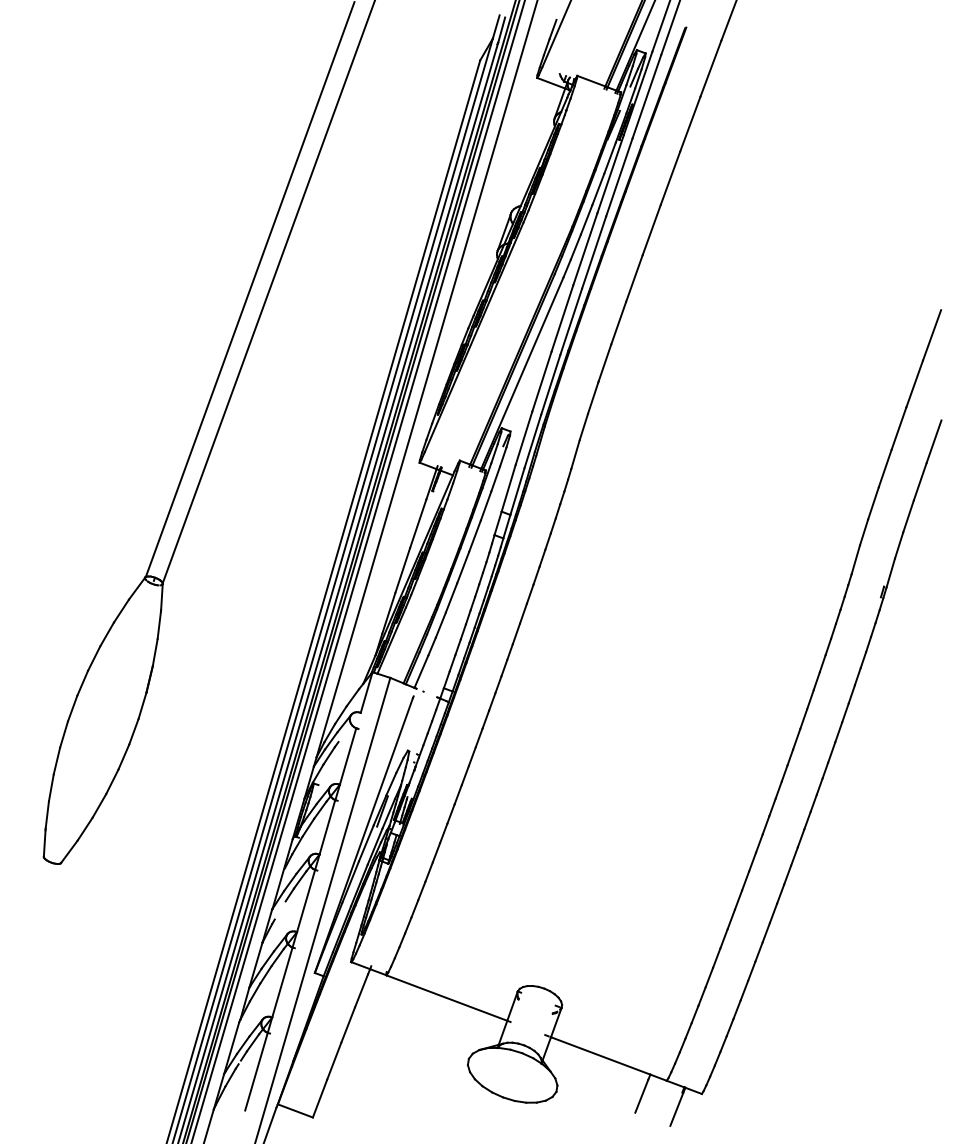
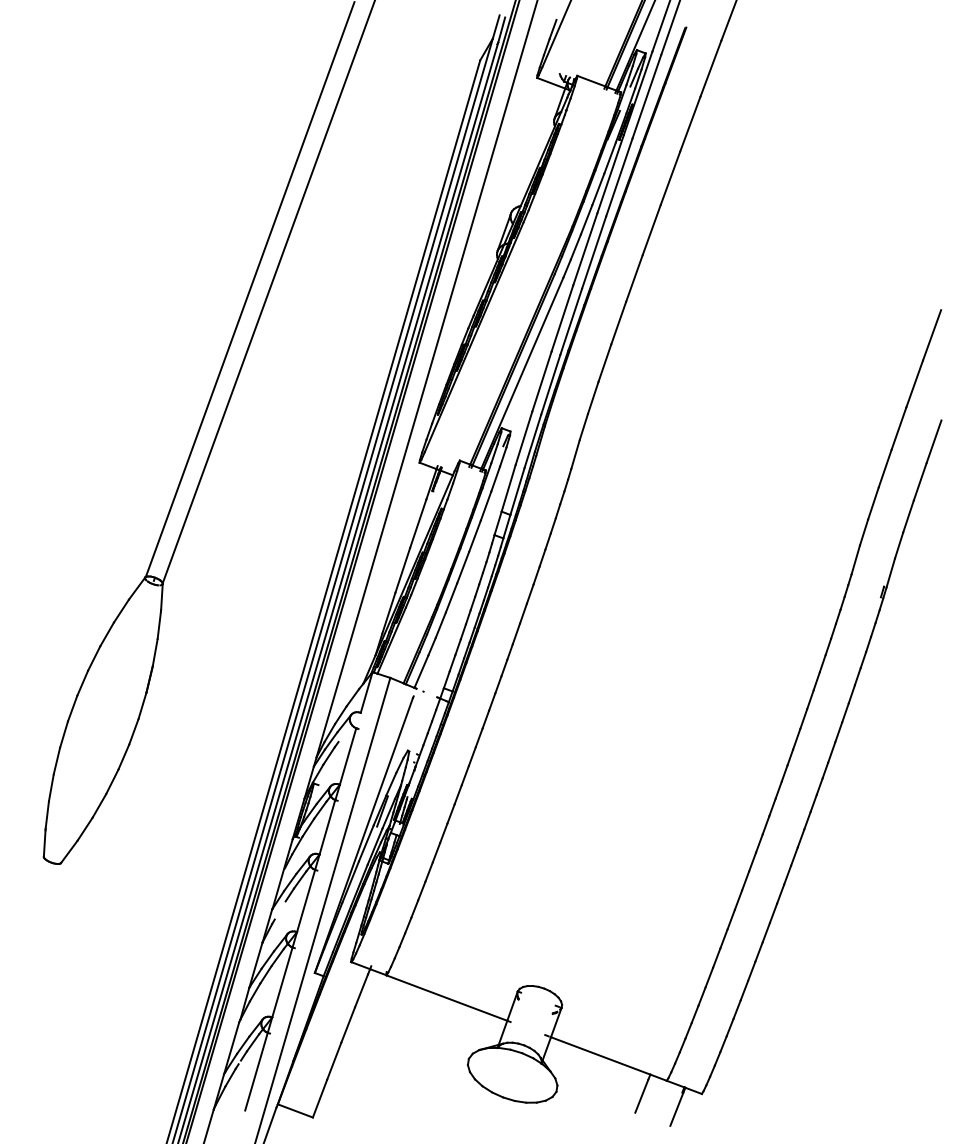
line: present -> none (358, 571)
